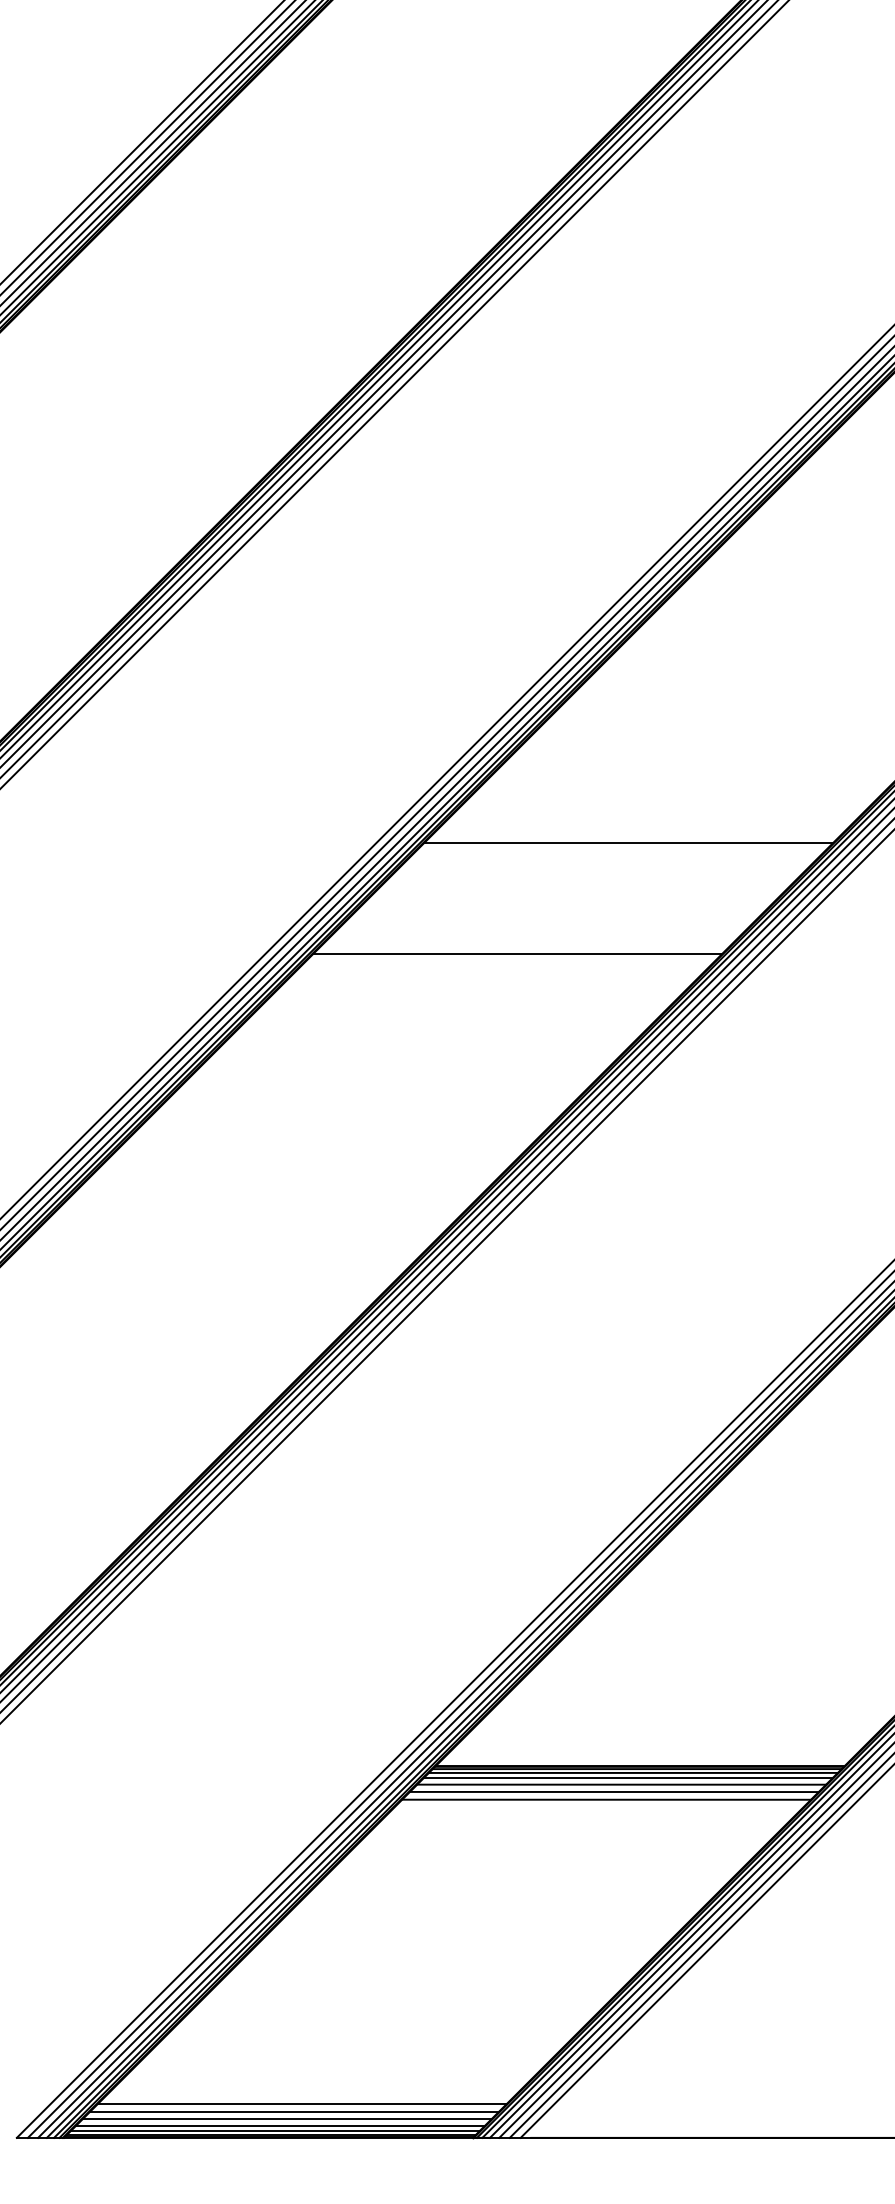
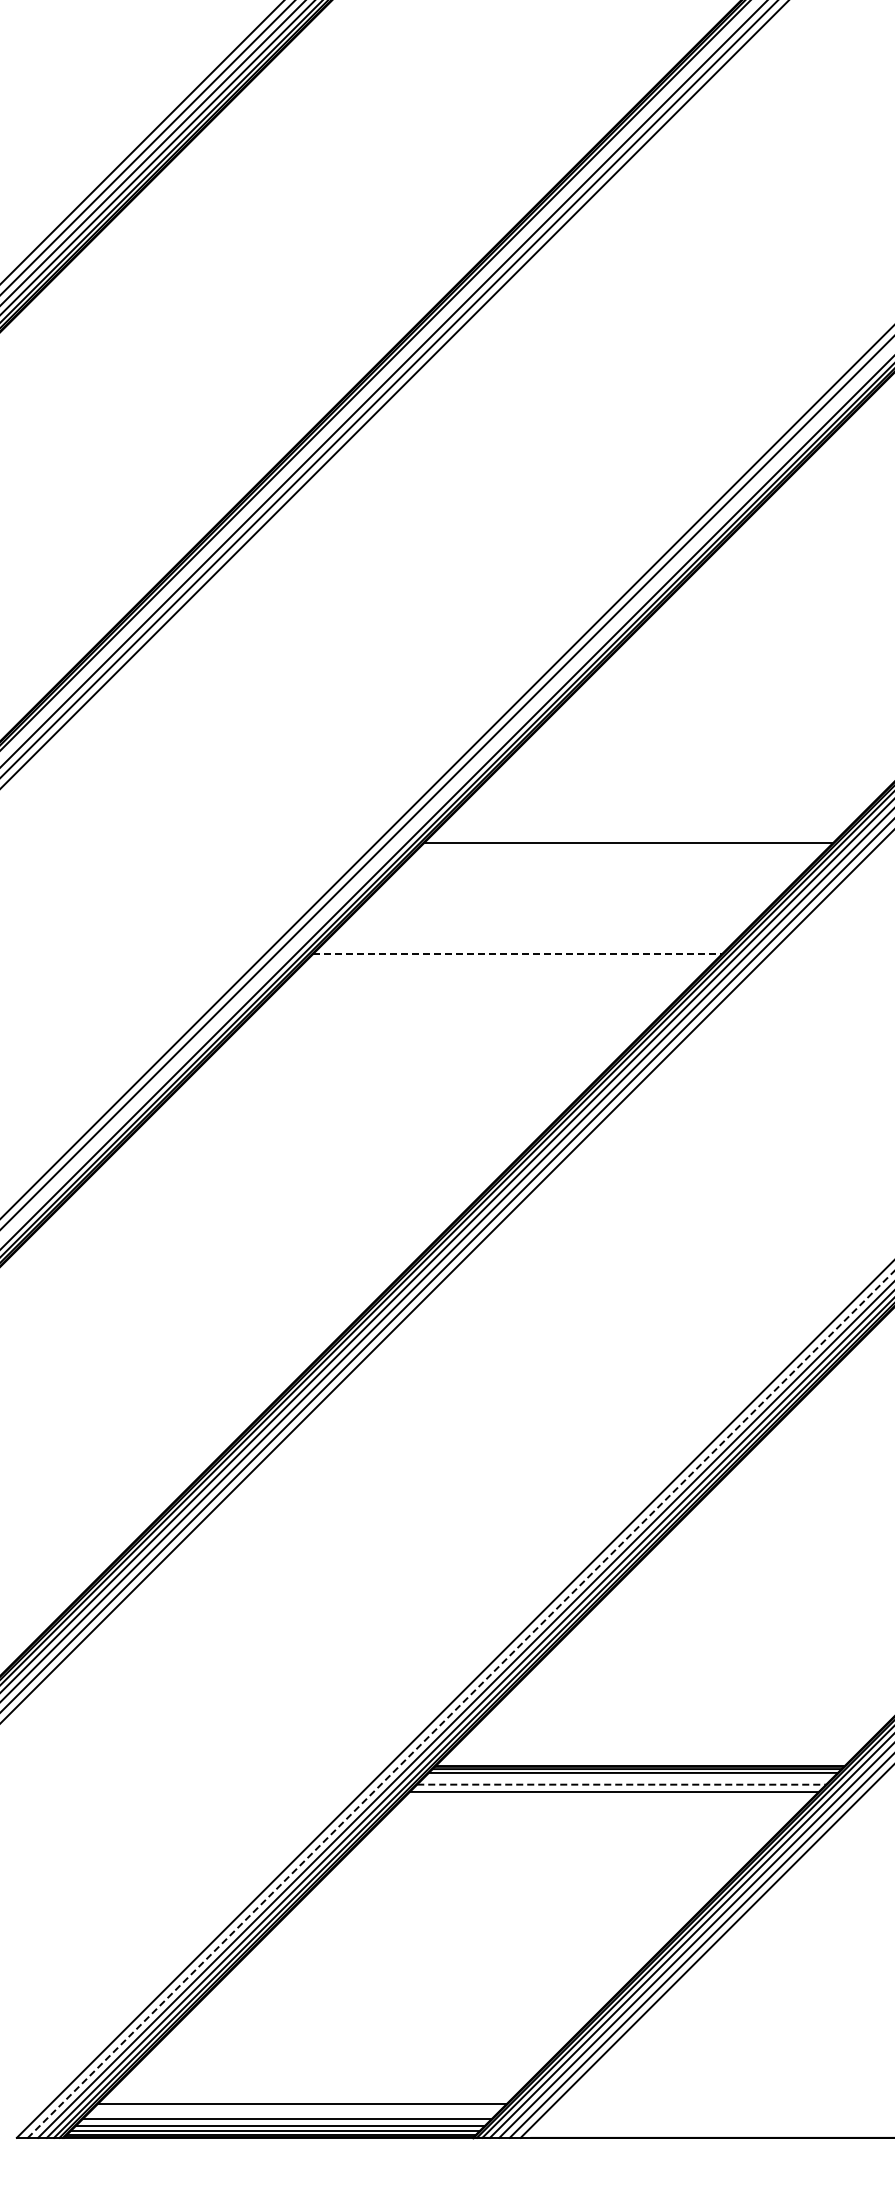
line: present -> none (379, 379)
line: present -> none (446, 793)
line: solid -> dashed (517, 954)
line: solid -> dashed (461, 1704)
line: present -> none (627, 1778)
line: solid -> dashed (622, 1784)
line: present -> none (606, 1799)
line: present -> none (294, 2111)
